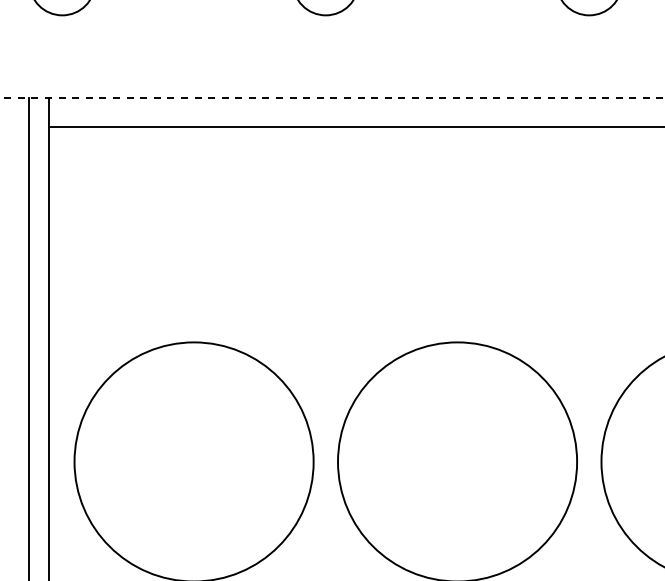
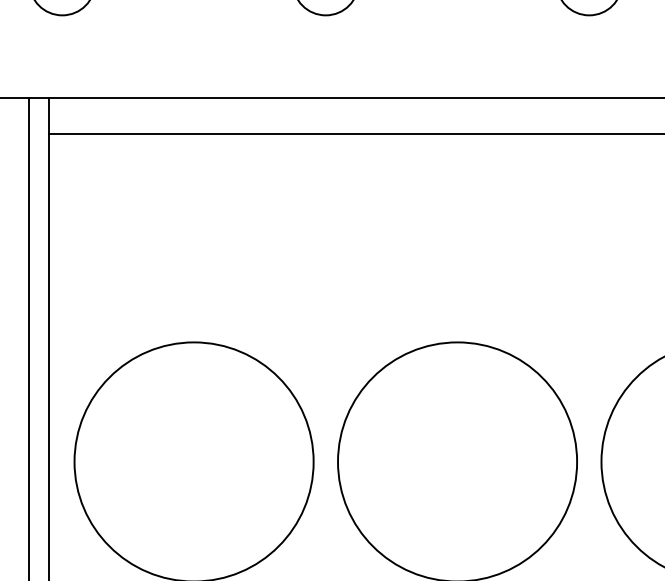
line: dashed -> solid (332, 98)
line position: (354, 127) -> (354, 134) (354, 134)
